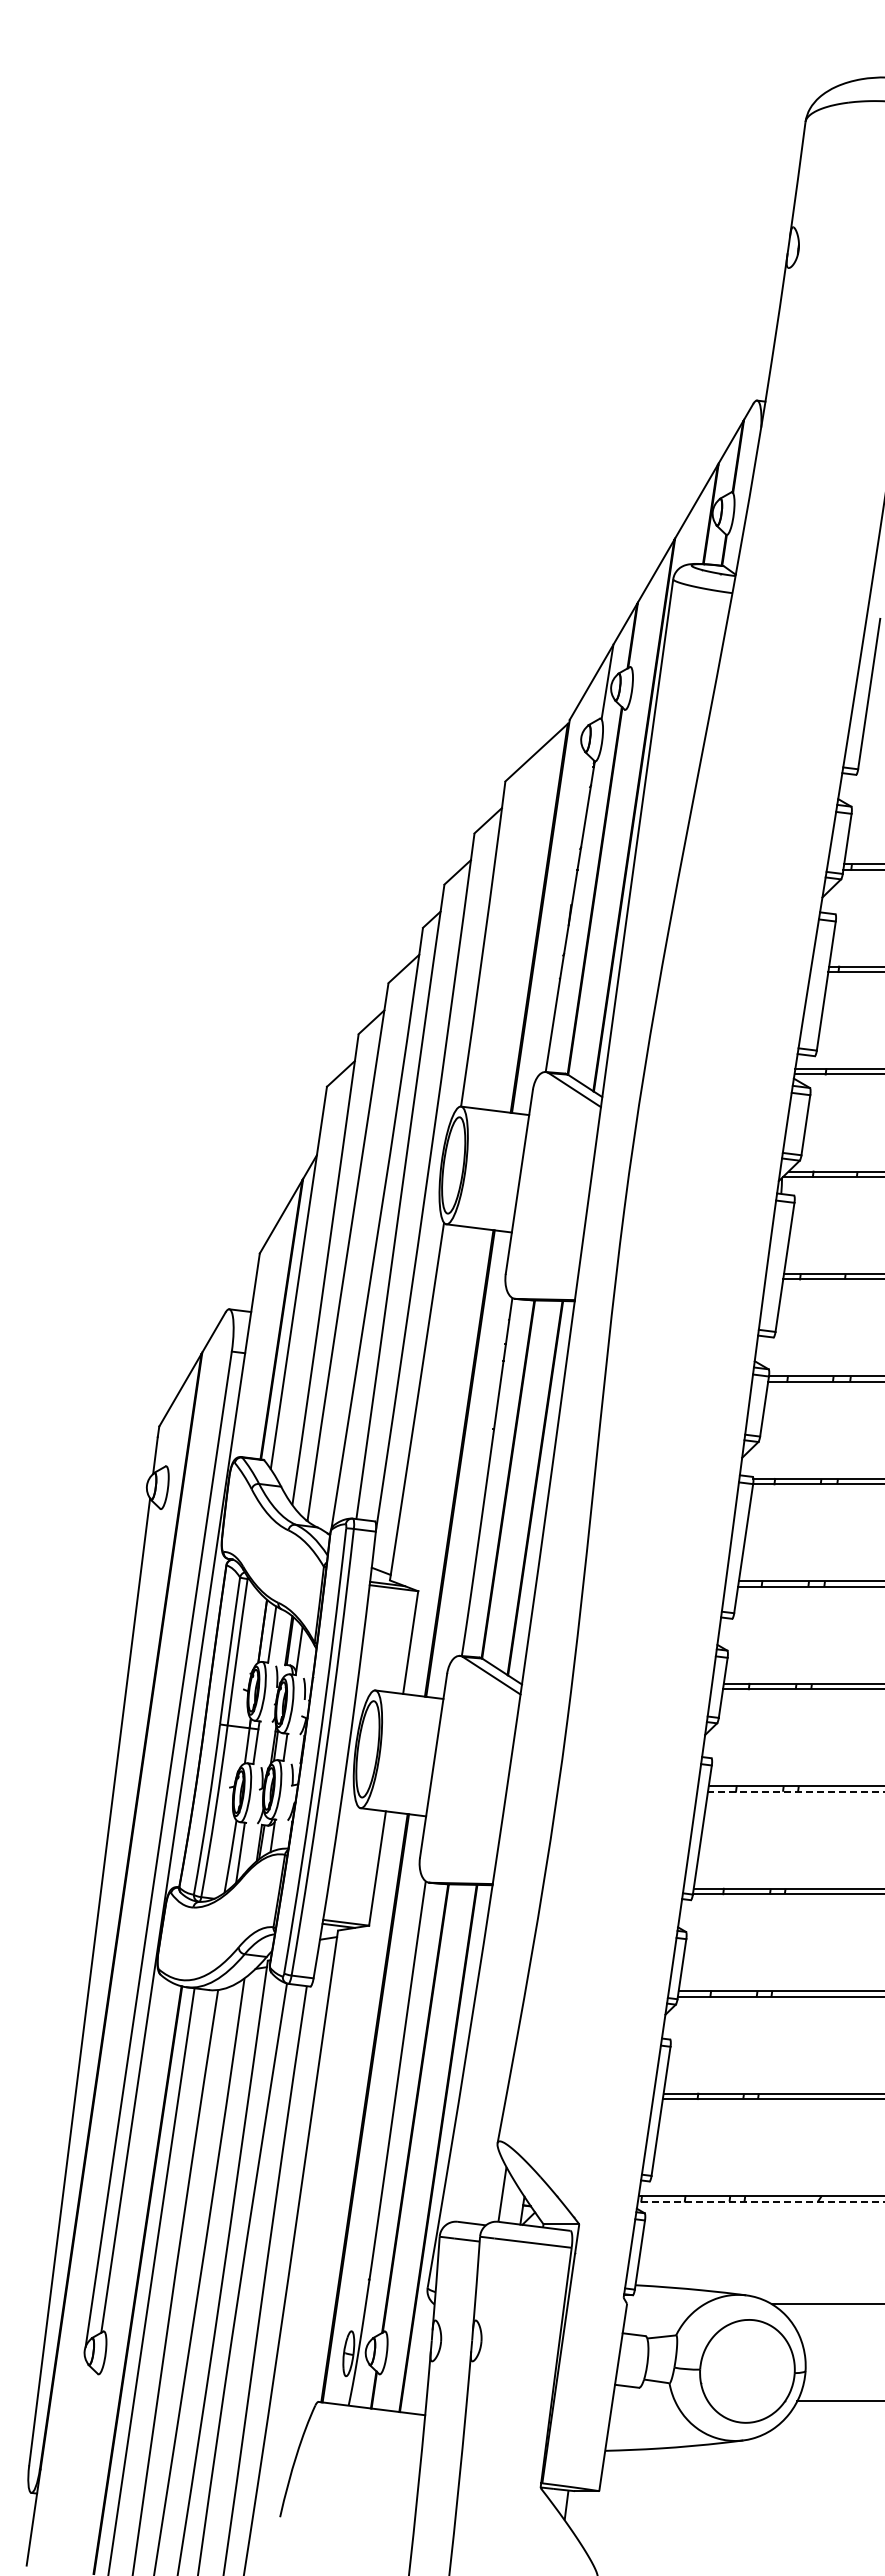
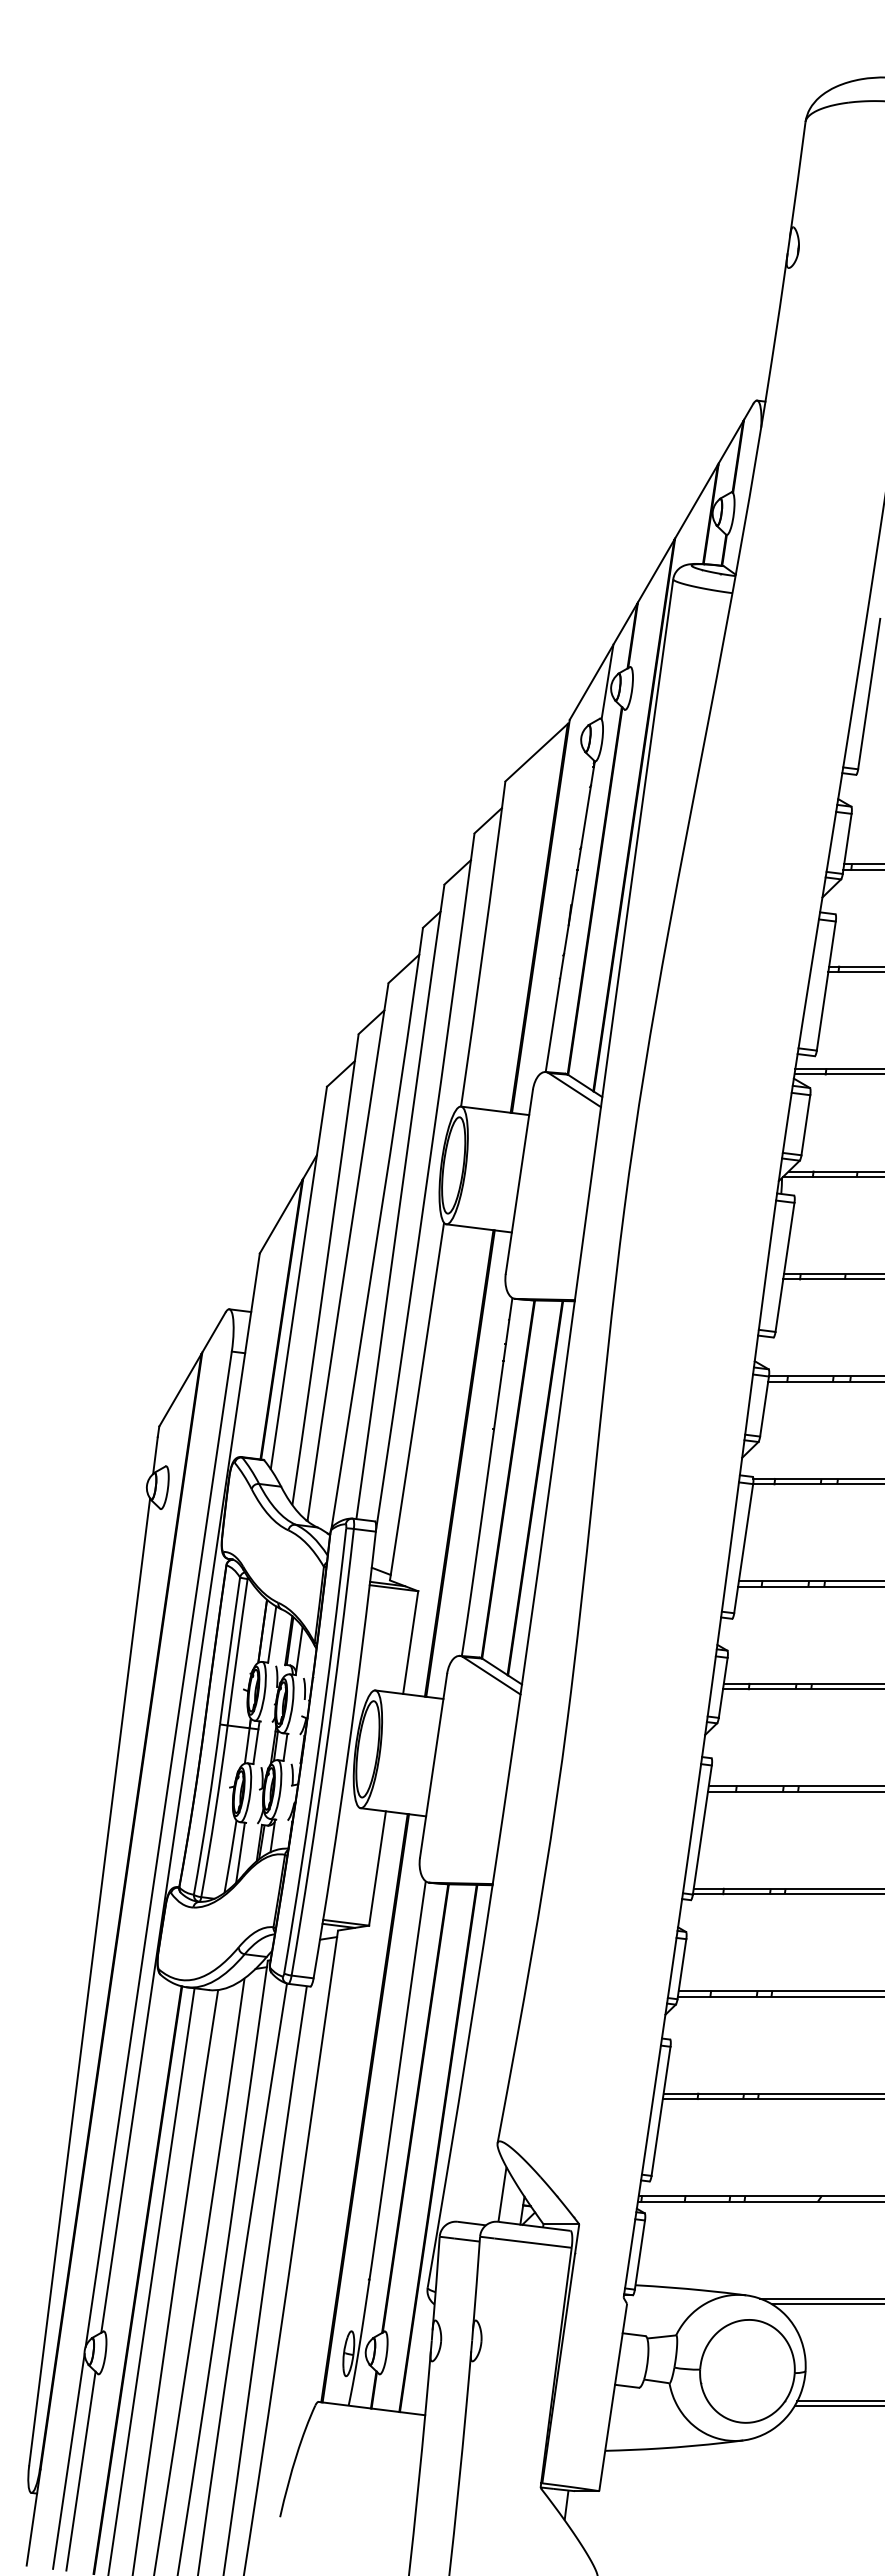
line: dashed -> solid (795, 1791)
line: dashed -> solid (760, 2201)
line: none -> present (820, 2298)
line: none -> present (837, 2406)
line: none -> present (68, 2461)
line: none -> present (80, 2470)
